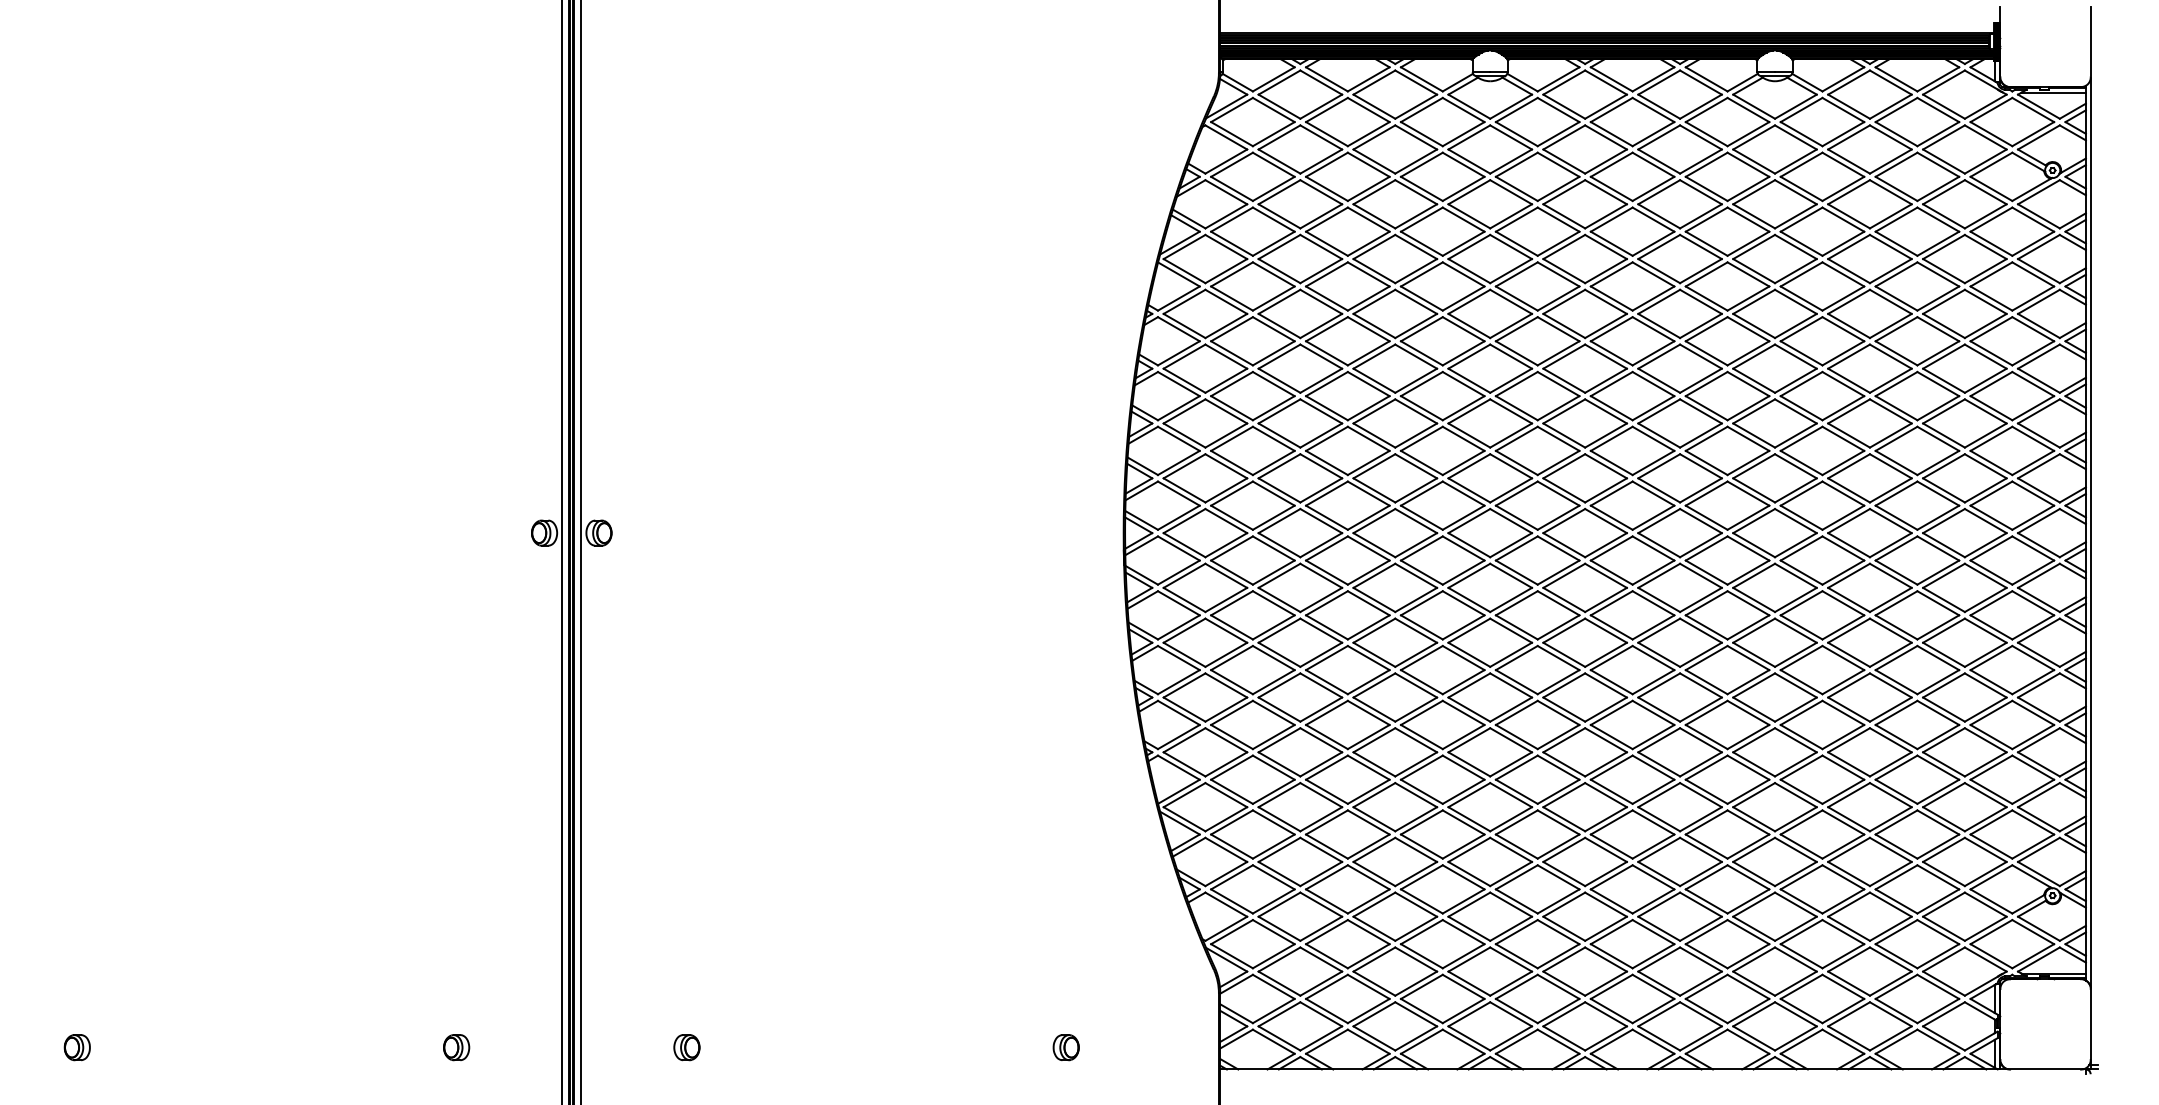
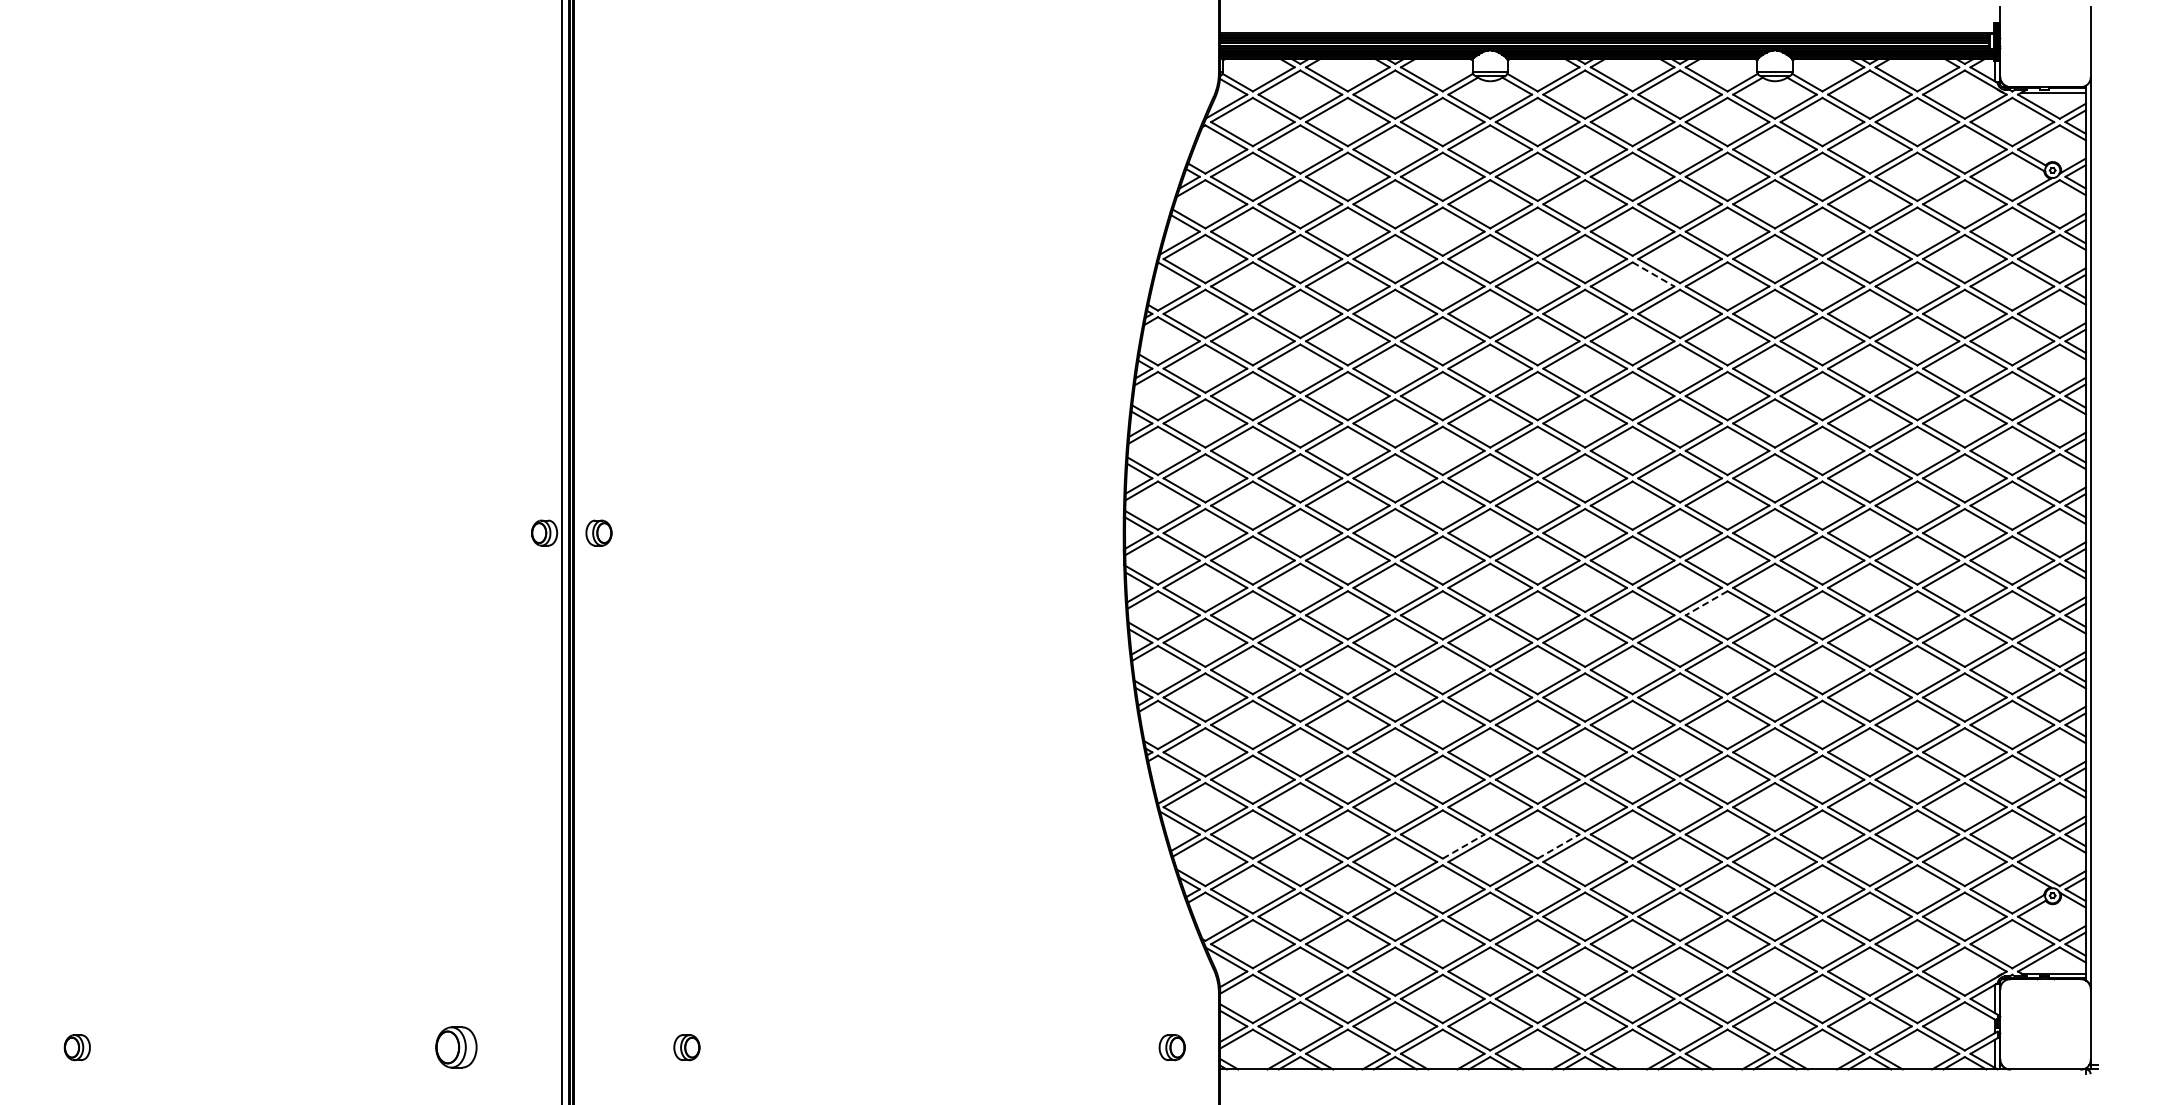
line: solid -> dashed (1653, 274)
line: present -> none (581, 551)
line: solid -> dashed (1706, 603)
line: solid -> dashed (1464, 846)
line: solid -> dashed (1559, 846)
part size: 28x28 px -> 43x43 px (456, 1047)
part position: (1065, 1047) -> (1171, 1047) (1171, 1047)
